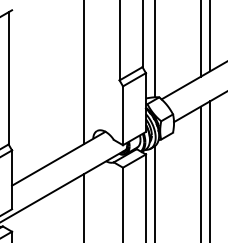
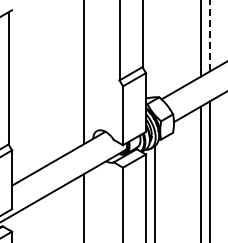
line: solid -> dashed (210, 35)
line: present -> none (155, 49)
